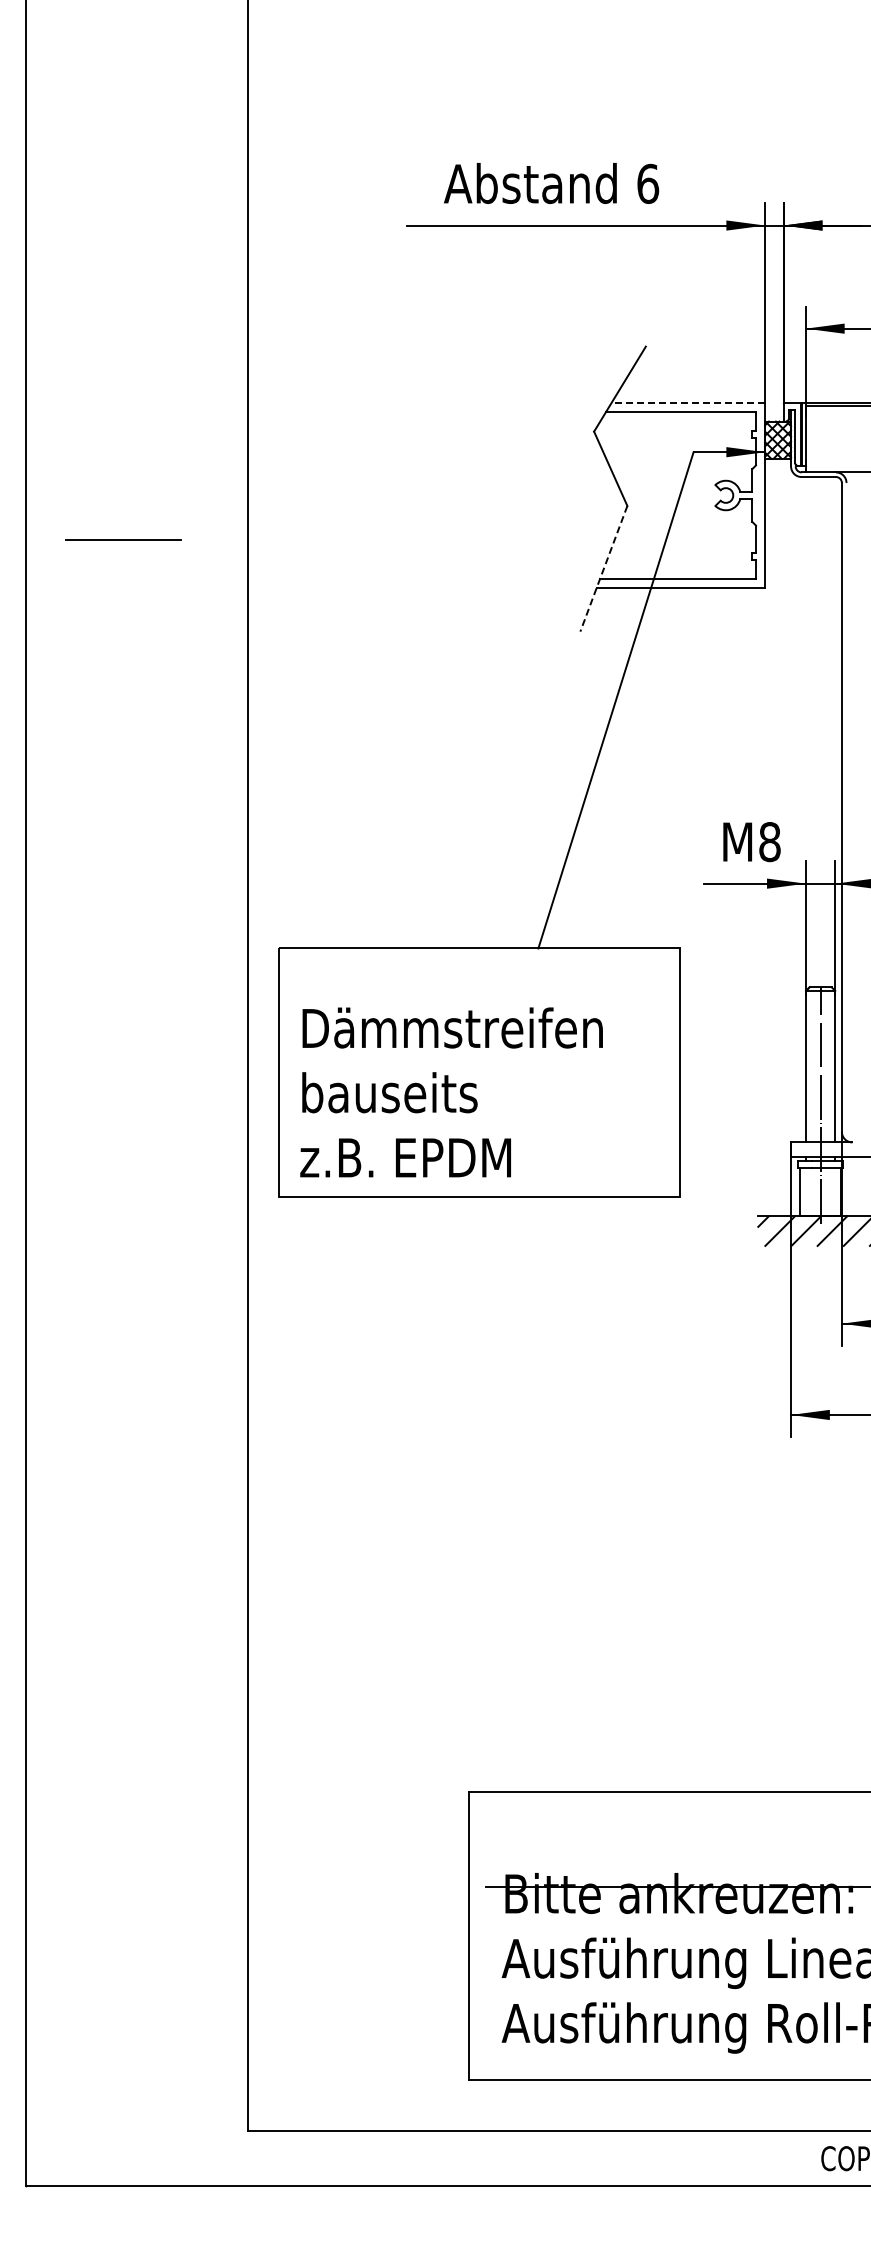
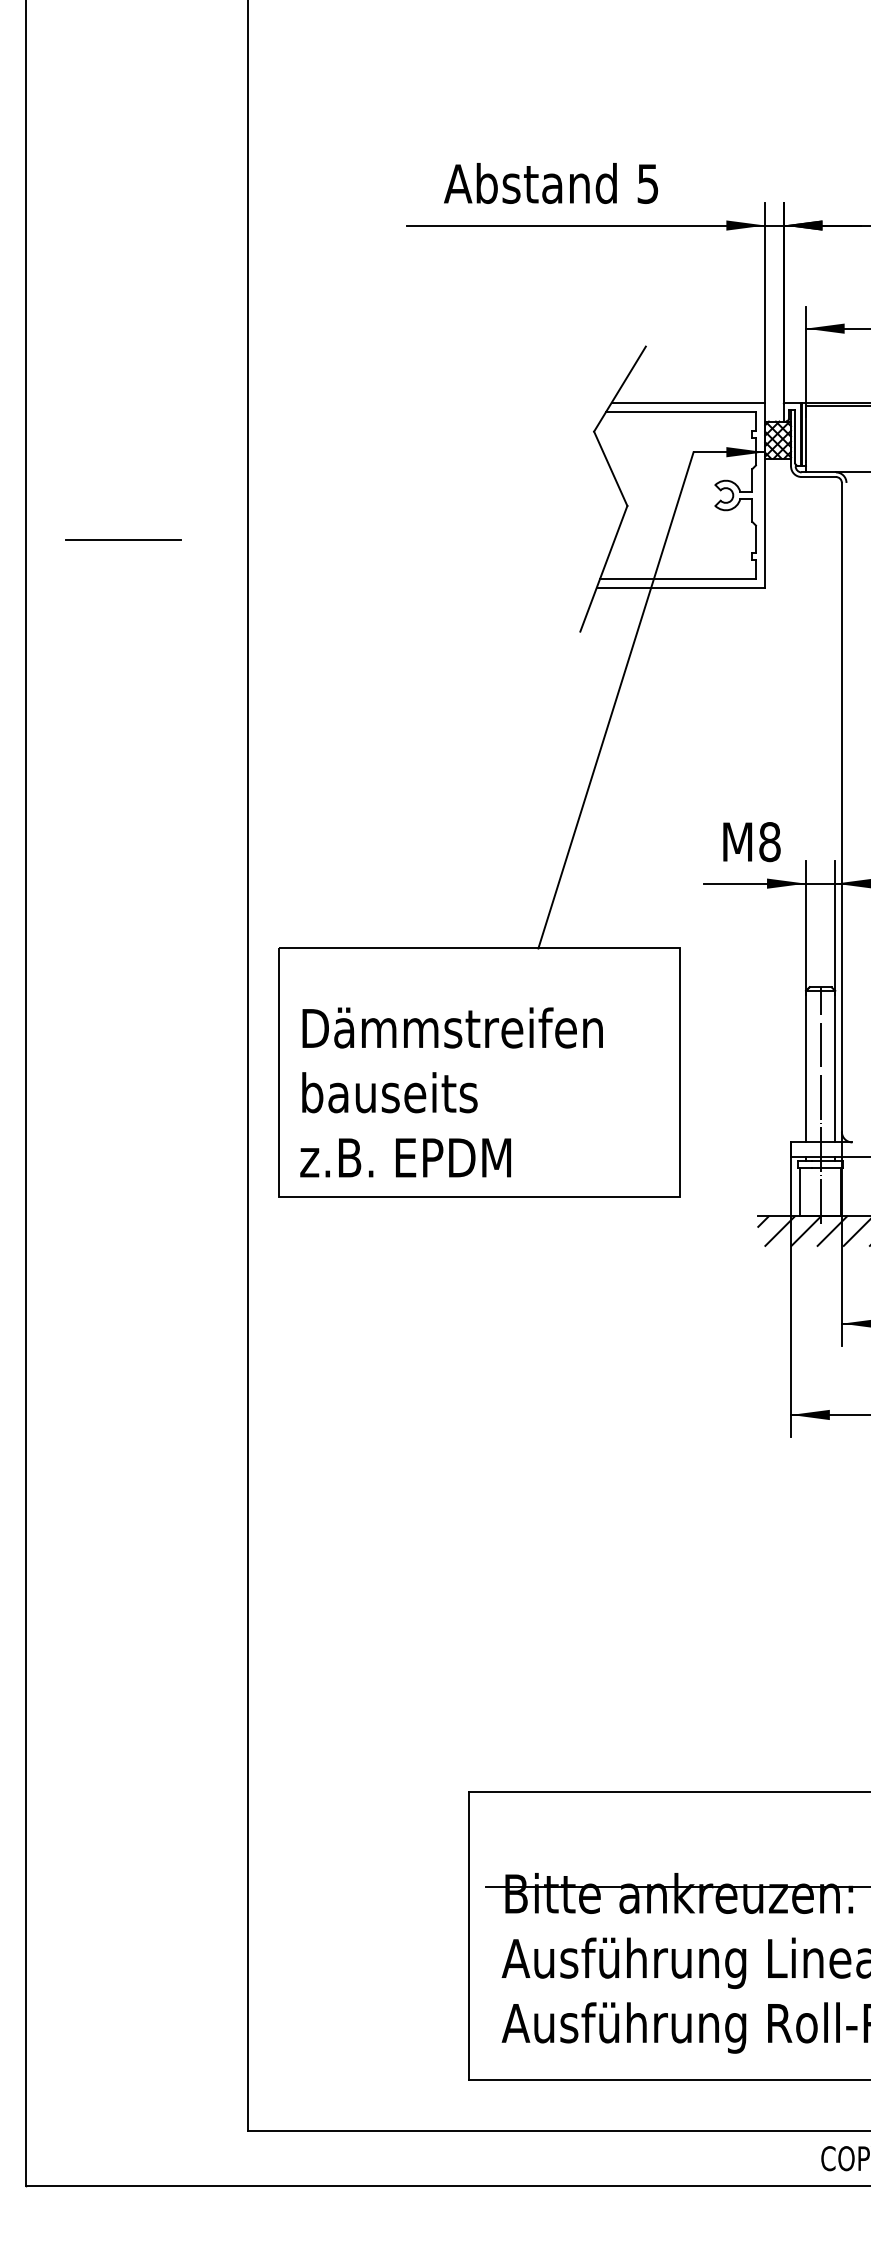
text: 6 -> 5 (648, 183)
line: dashed -> solid (688, 403)
line: dashed -> solid (603, 569)
